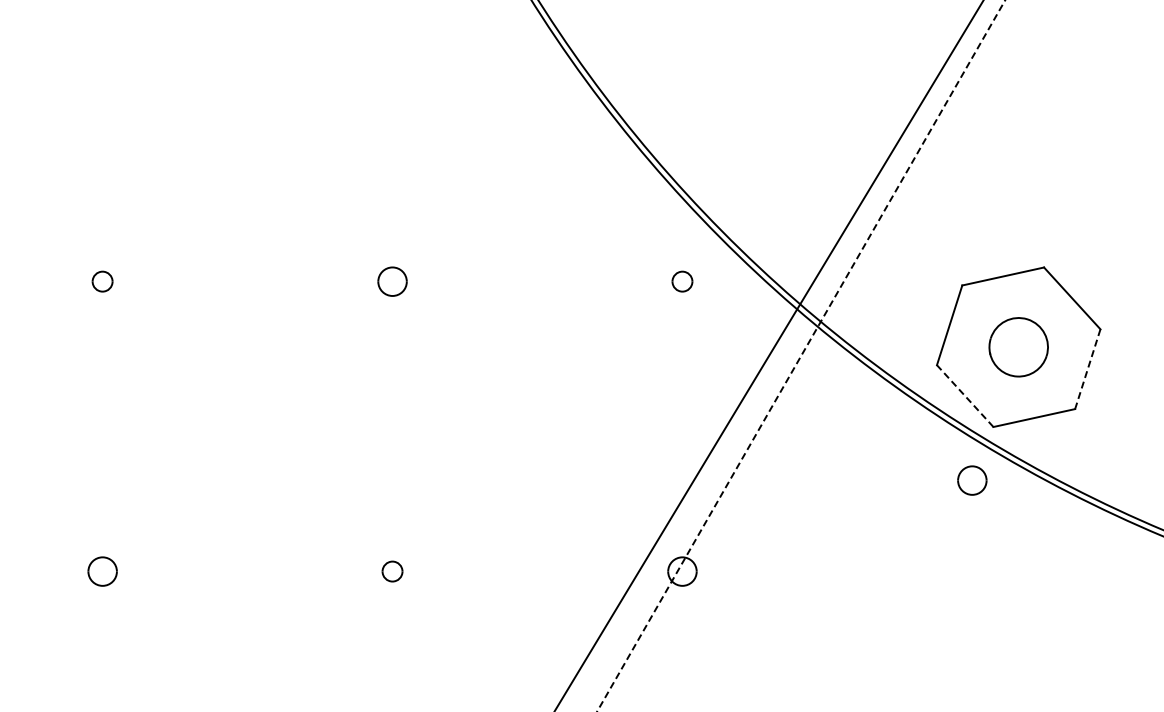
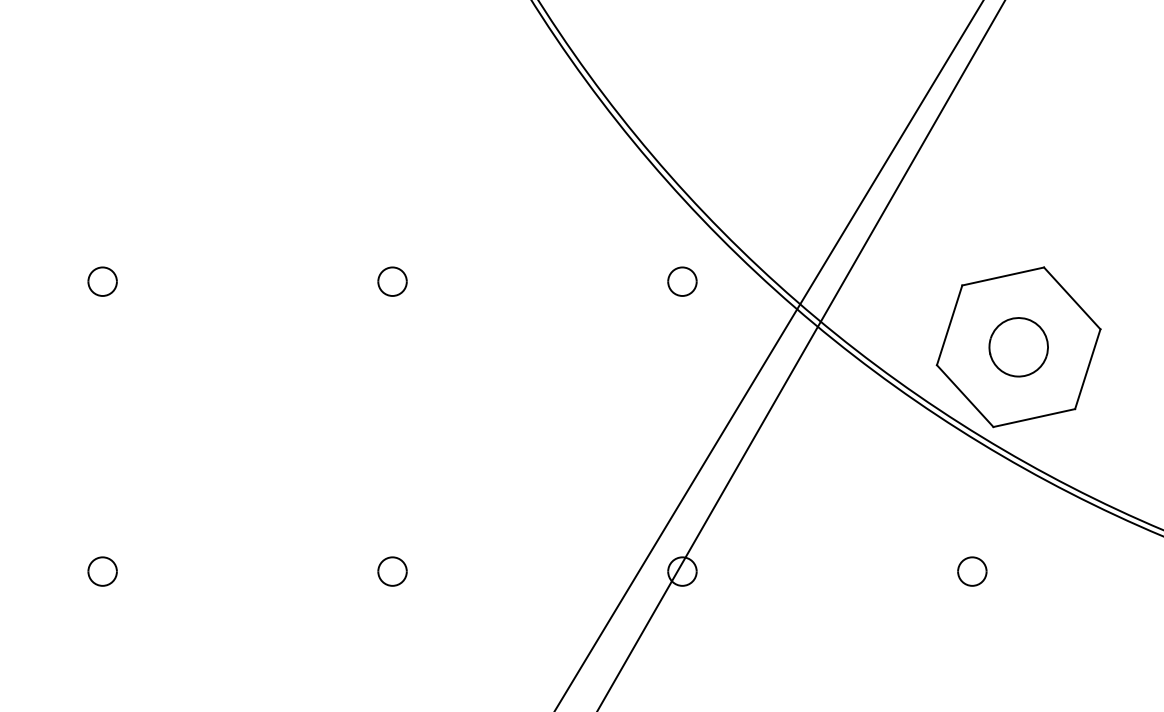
part size: 23x23 px -> 31x31 px (102, 281)
part size: 23x23 px -> 31x31 px (682, 281)
line: dashed -> solid (801, 355)
line: dashed -> solid (1087, 369)
line: dashed -> solid (965, 396)
part position: (972, 480) -> (972, 571) (972, 571)
part size: 23x23 px -> 31x31 px (392, 571)
